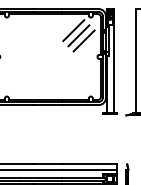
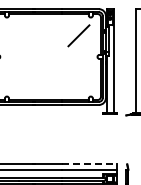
line: present -> none (73, 30)
line: present -> none (83, 40)
line: solid -> dashed (89, 164)
